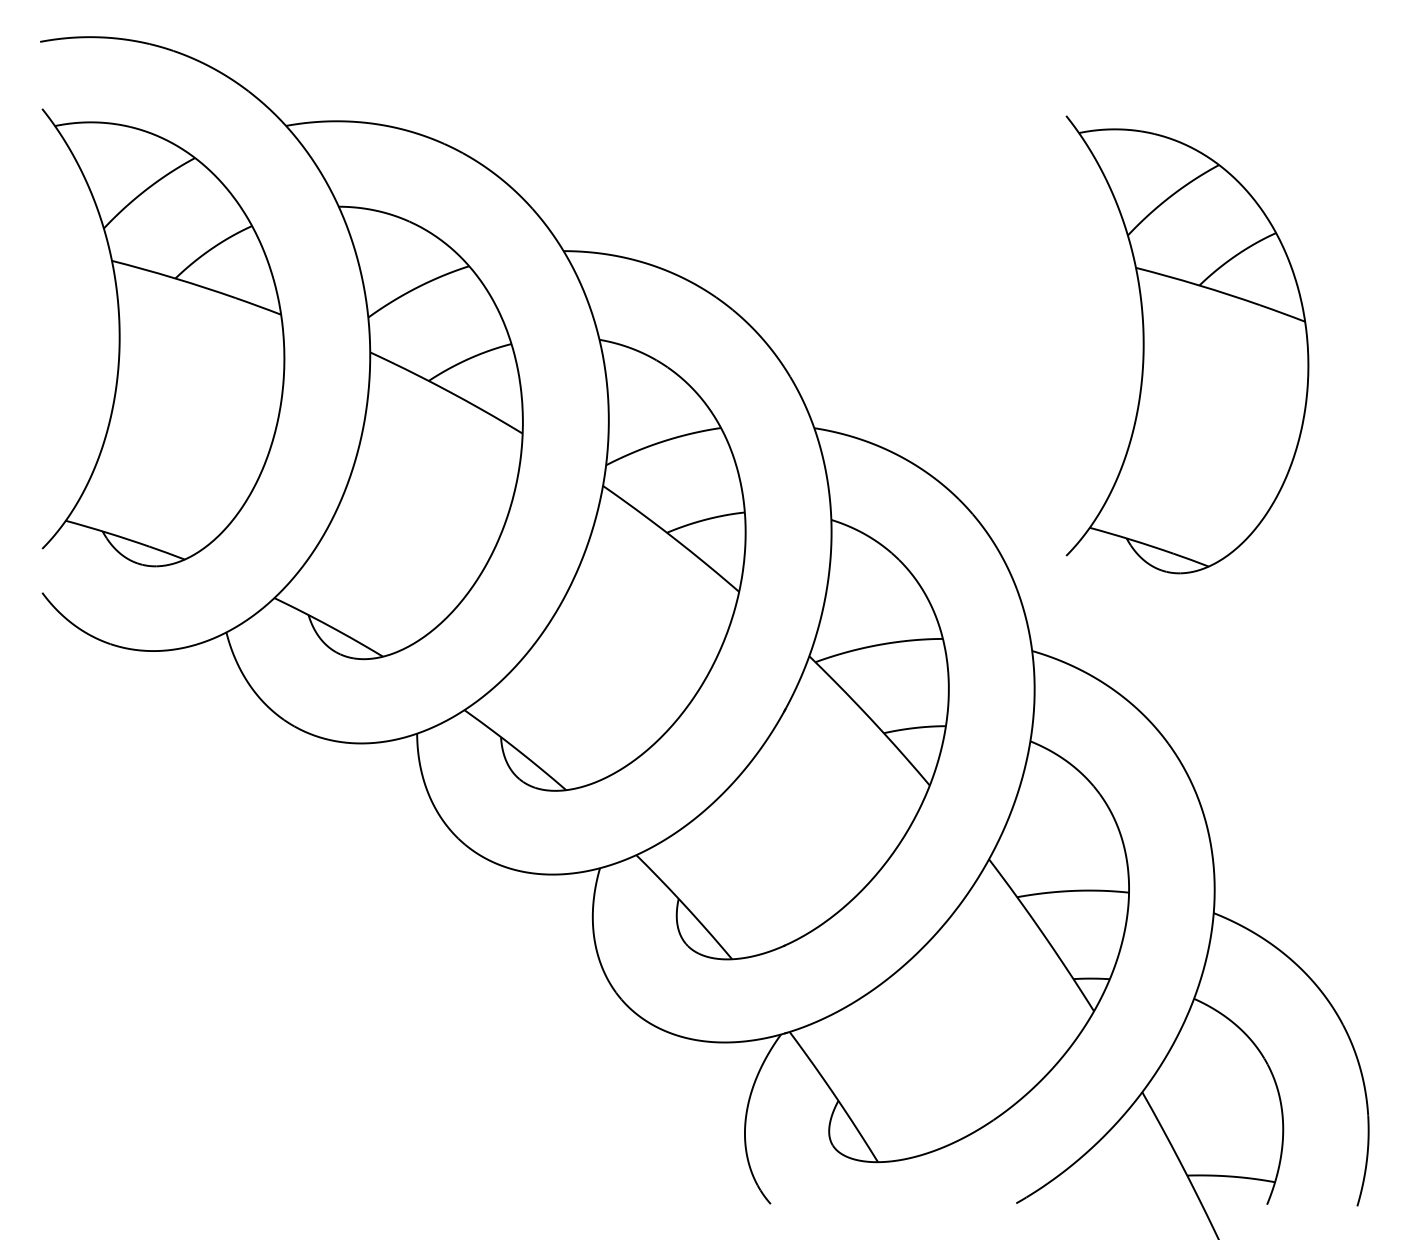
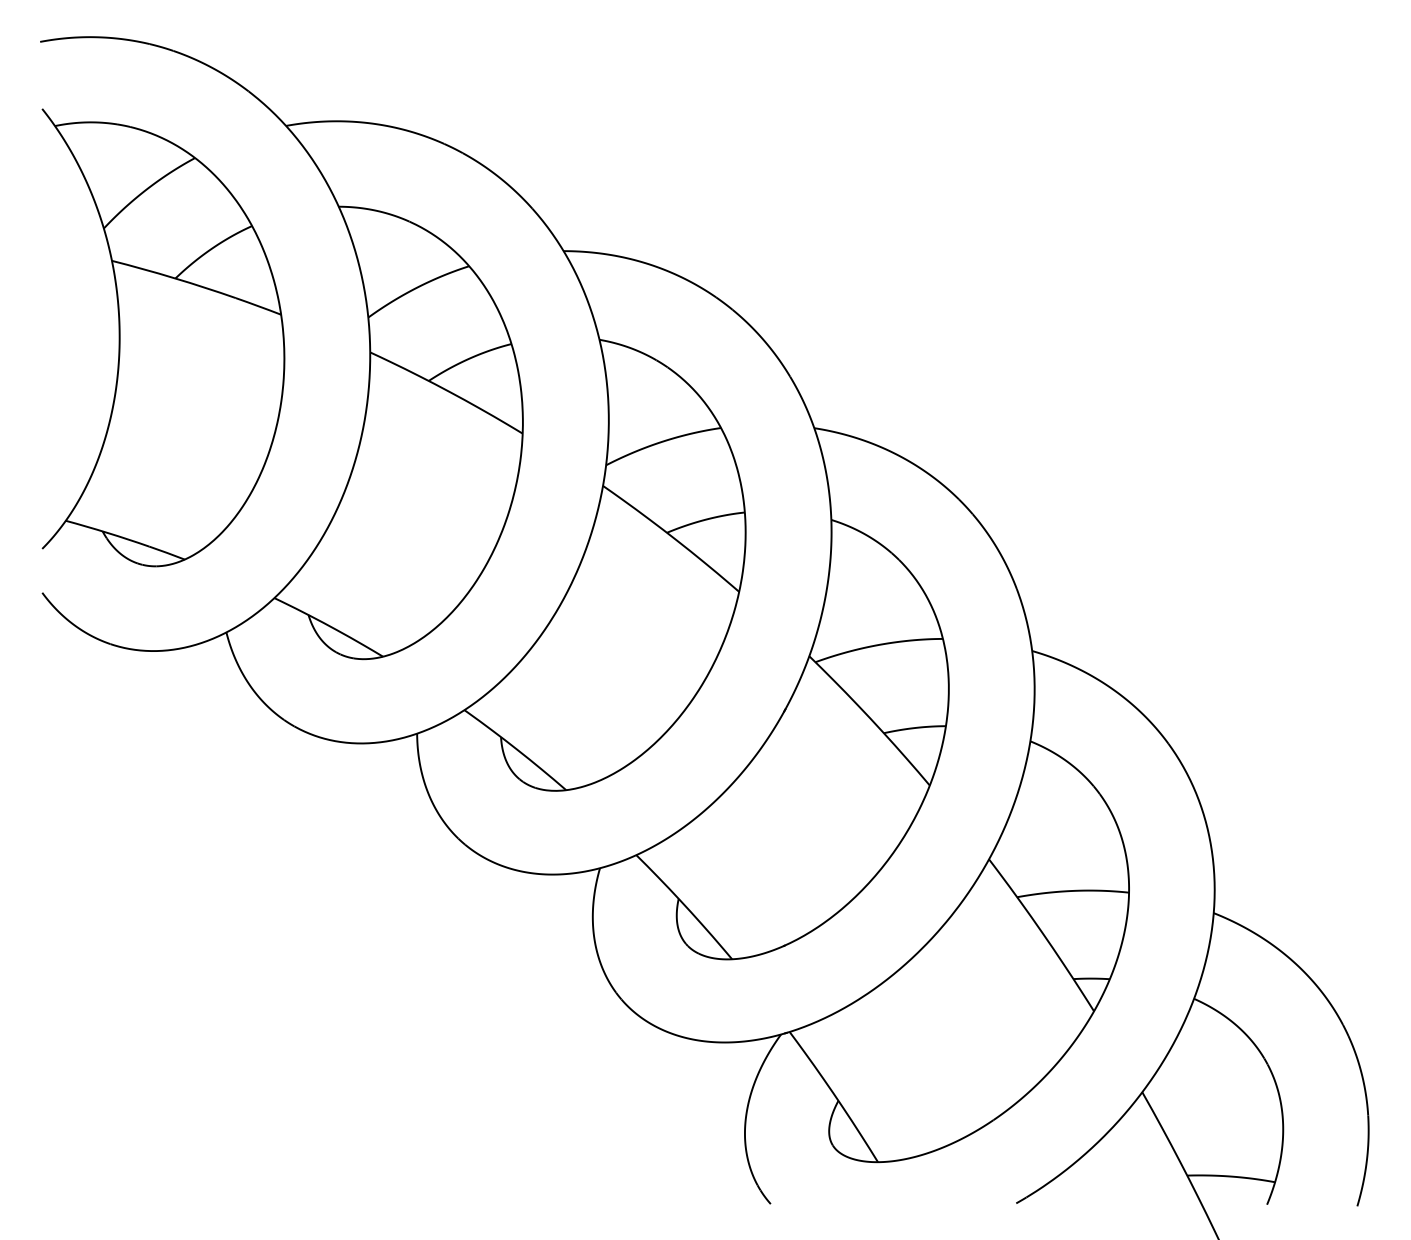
part: present -> none (1187, 344)
